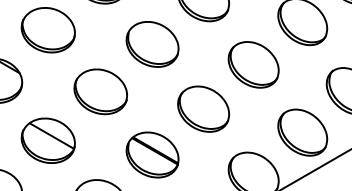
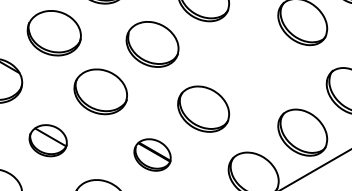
part position: (47, 30) -> (53, 33) (53, 33)
part: present -> none (253, 64)
part size: 56x47 px -> 40x34 px (47, 140)
part size: 55x48 px -> 39x34 px (152, 154)
